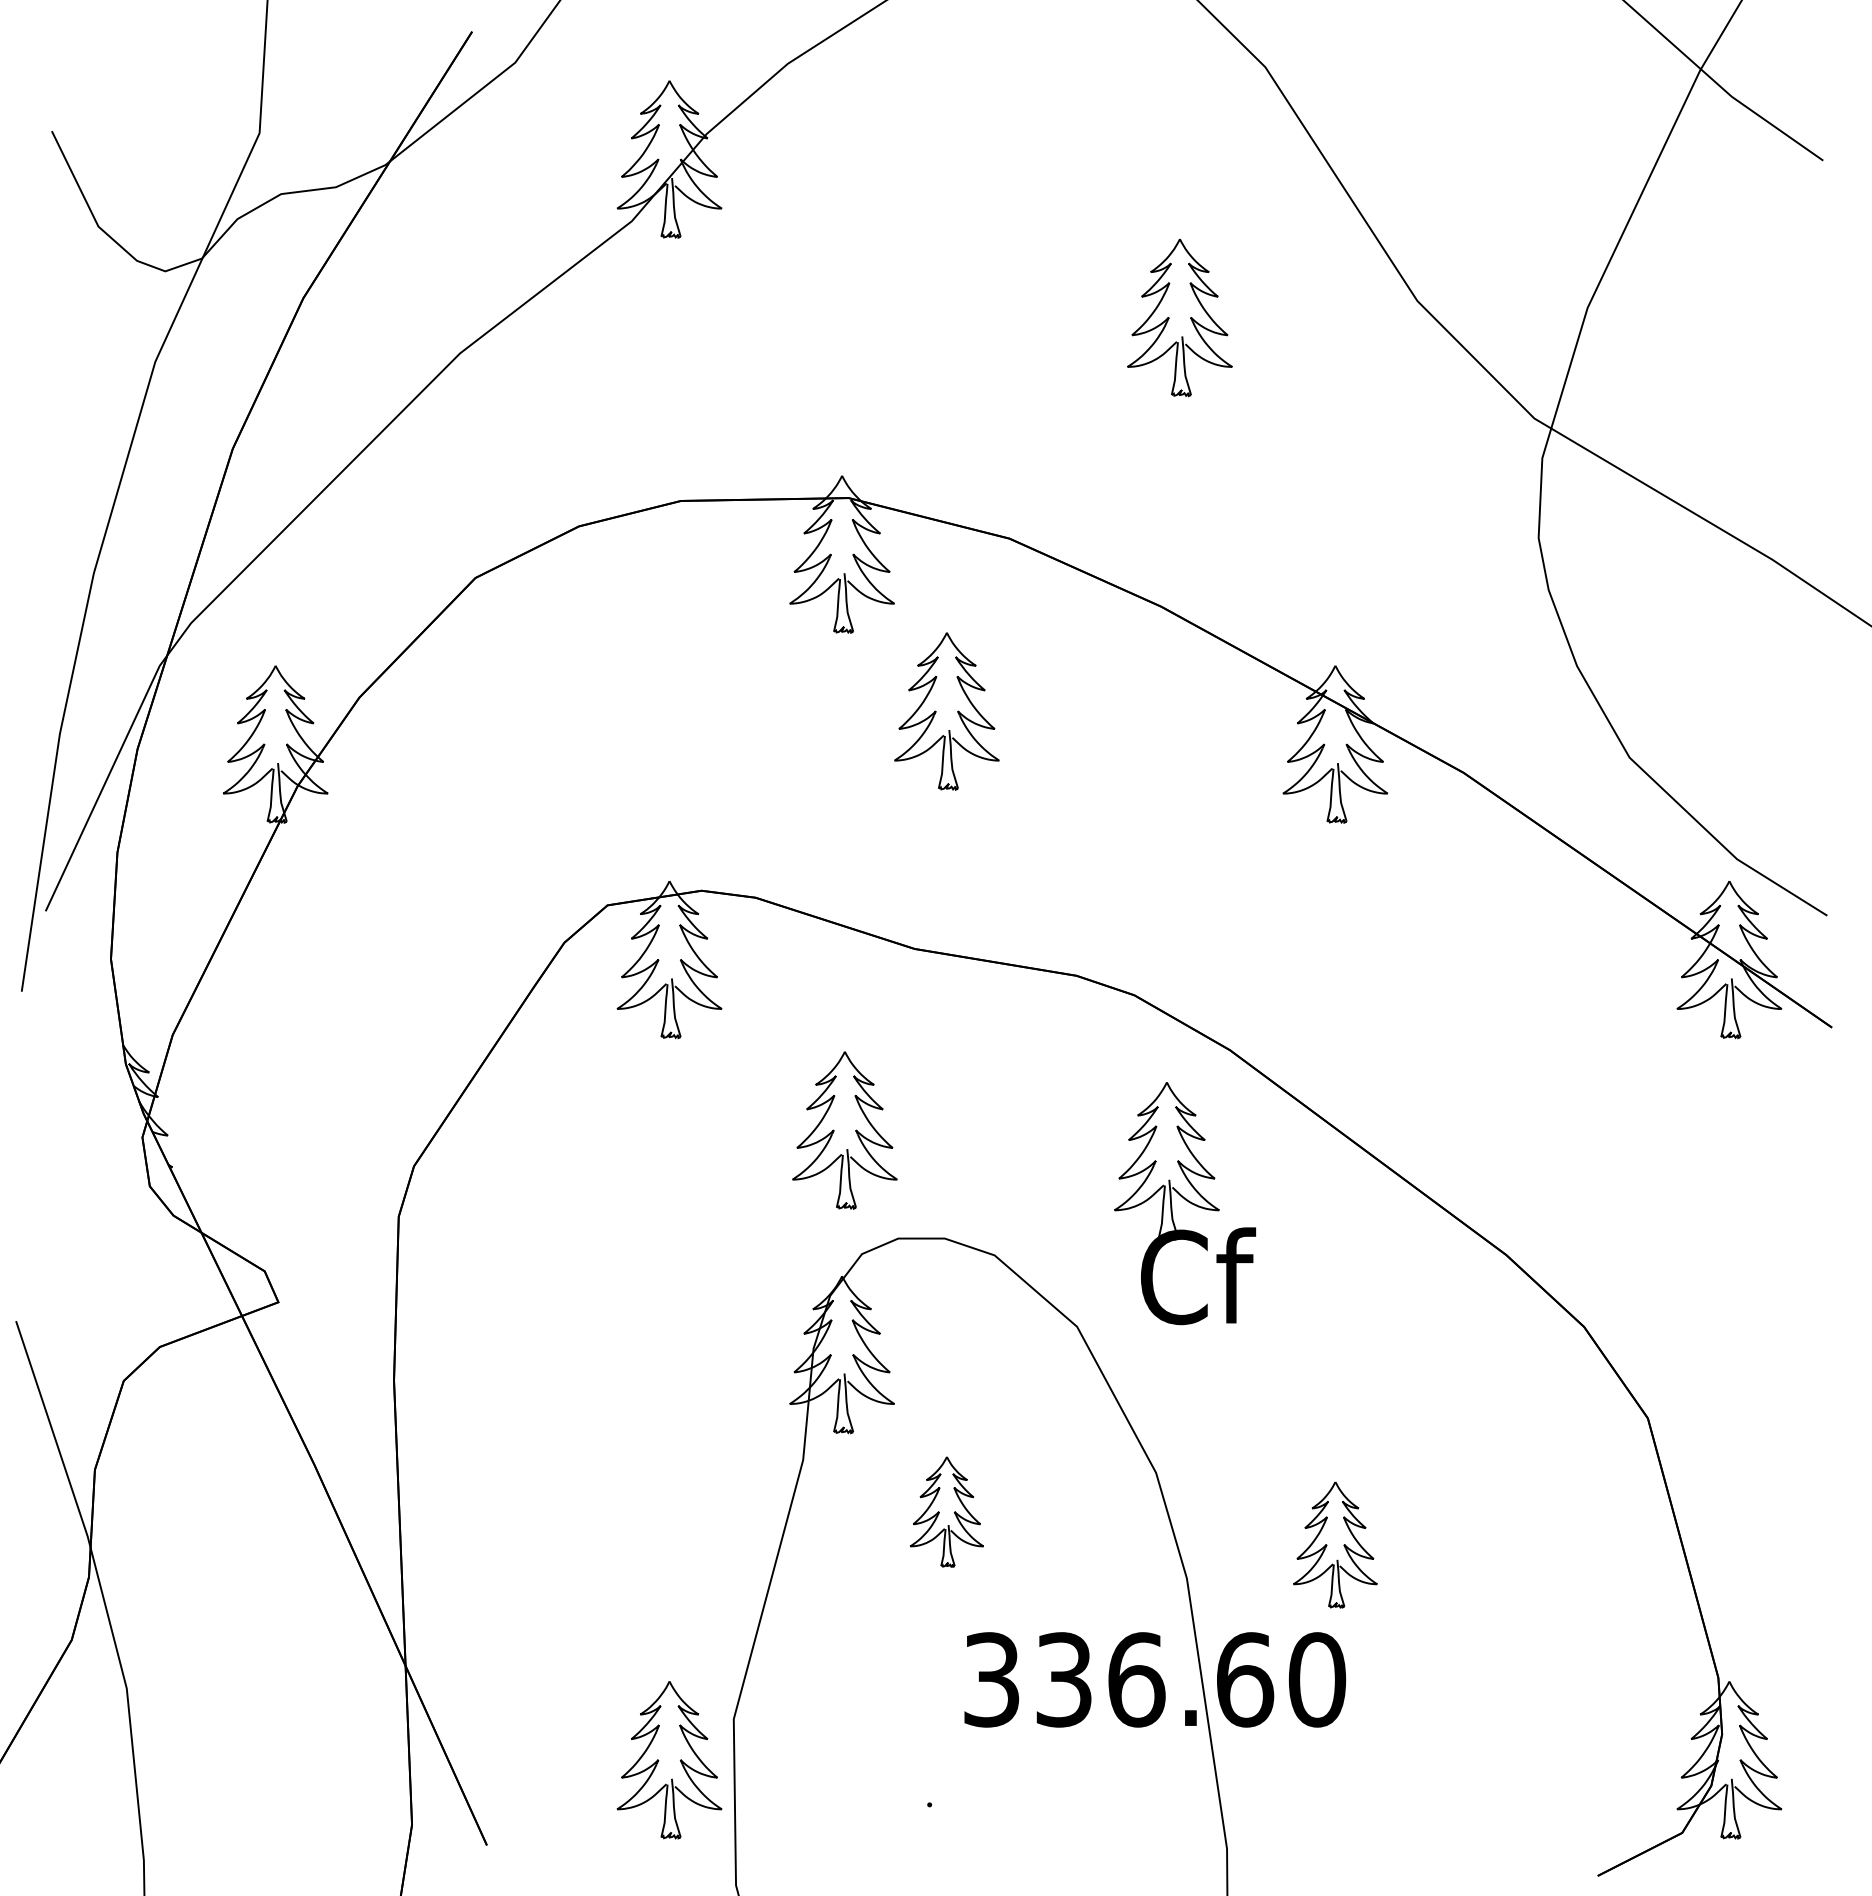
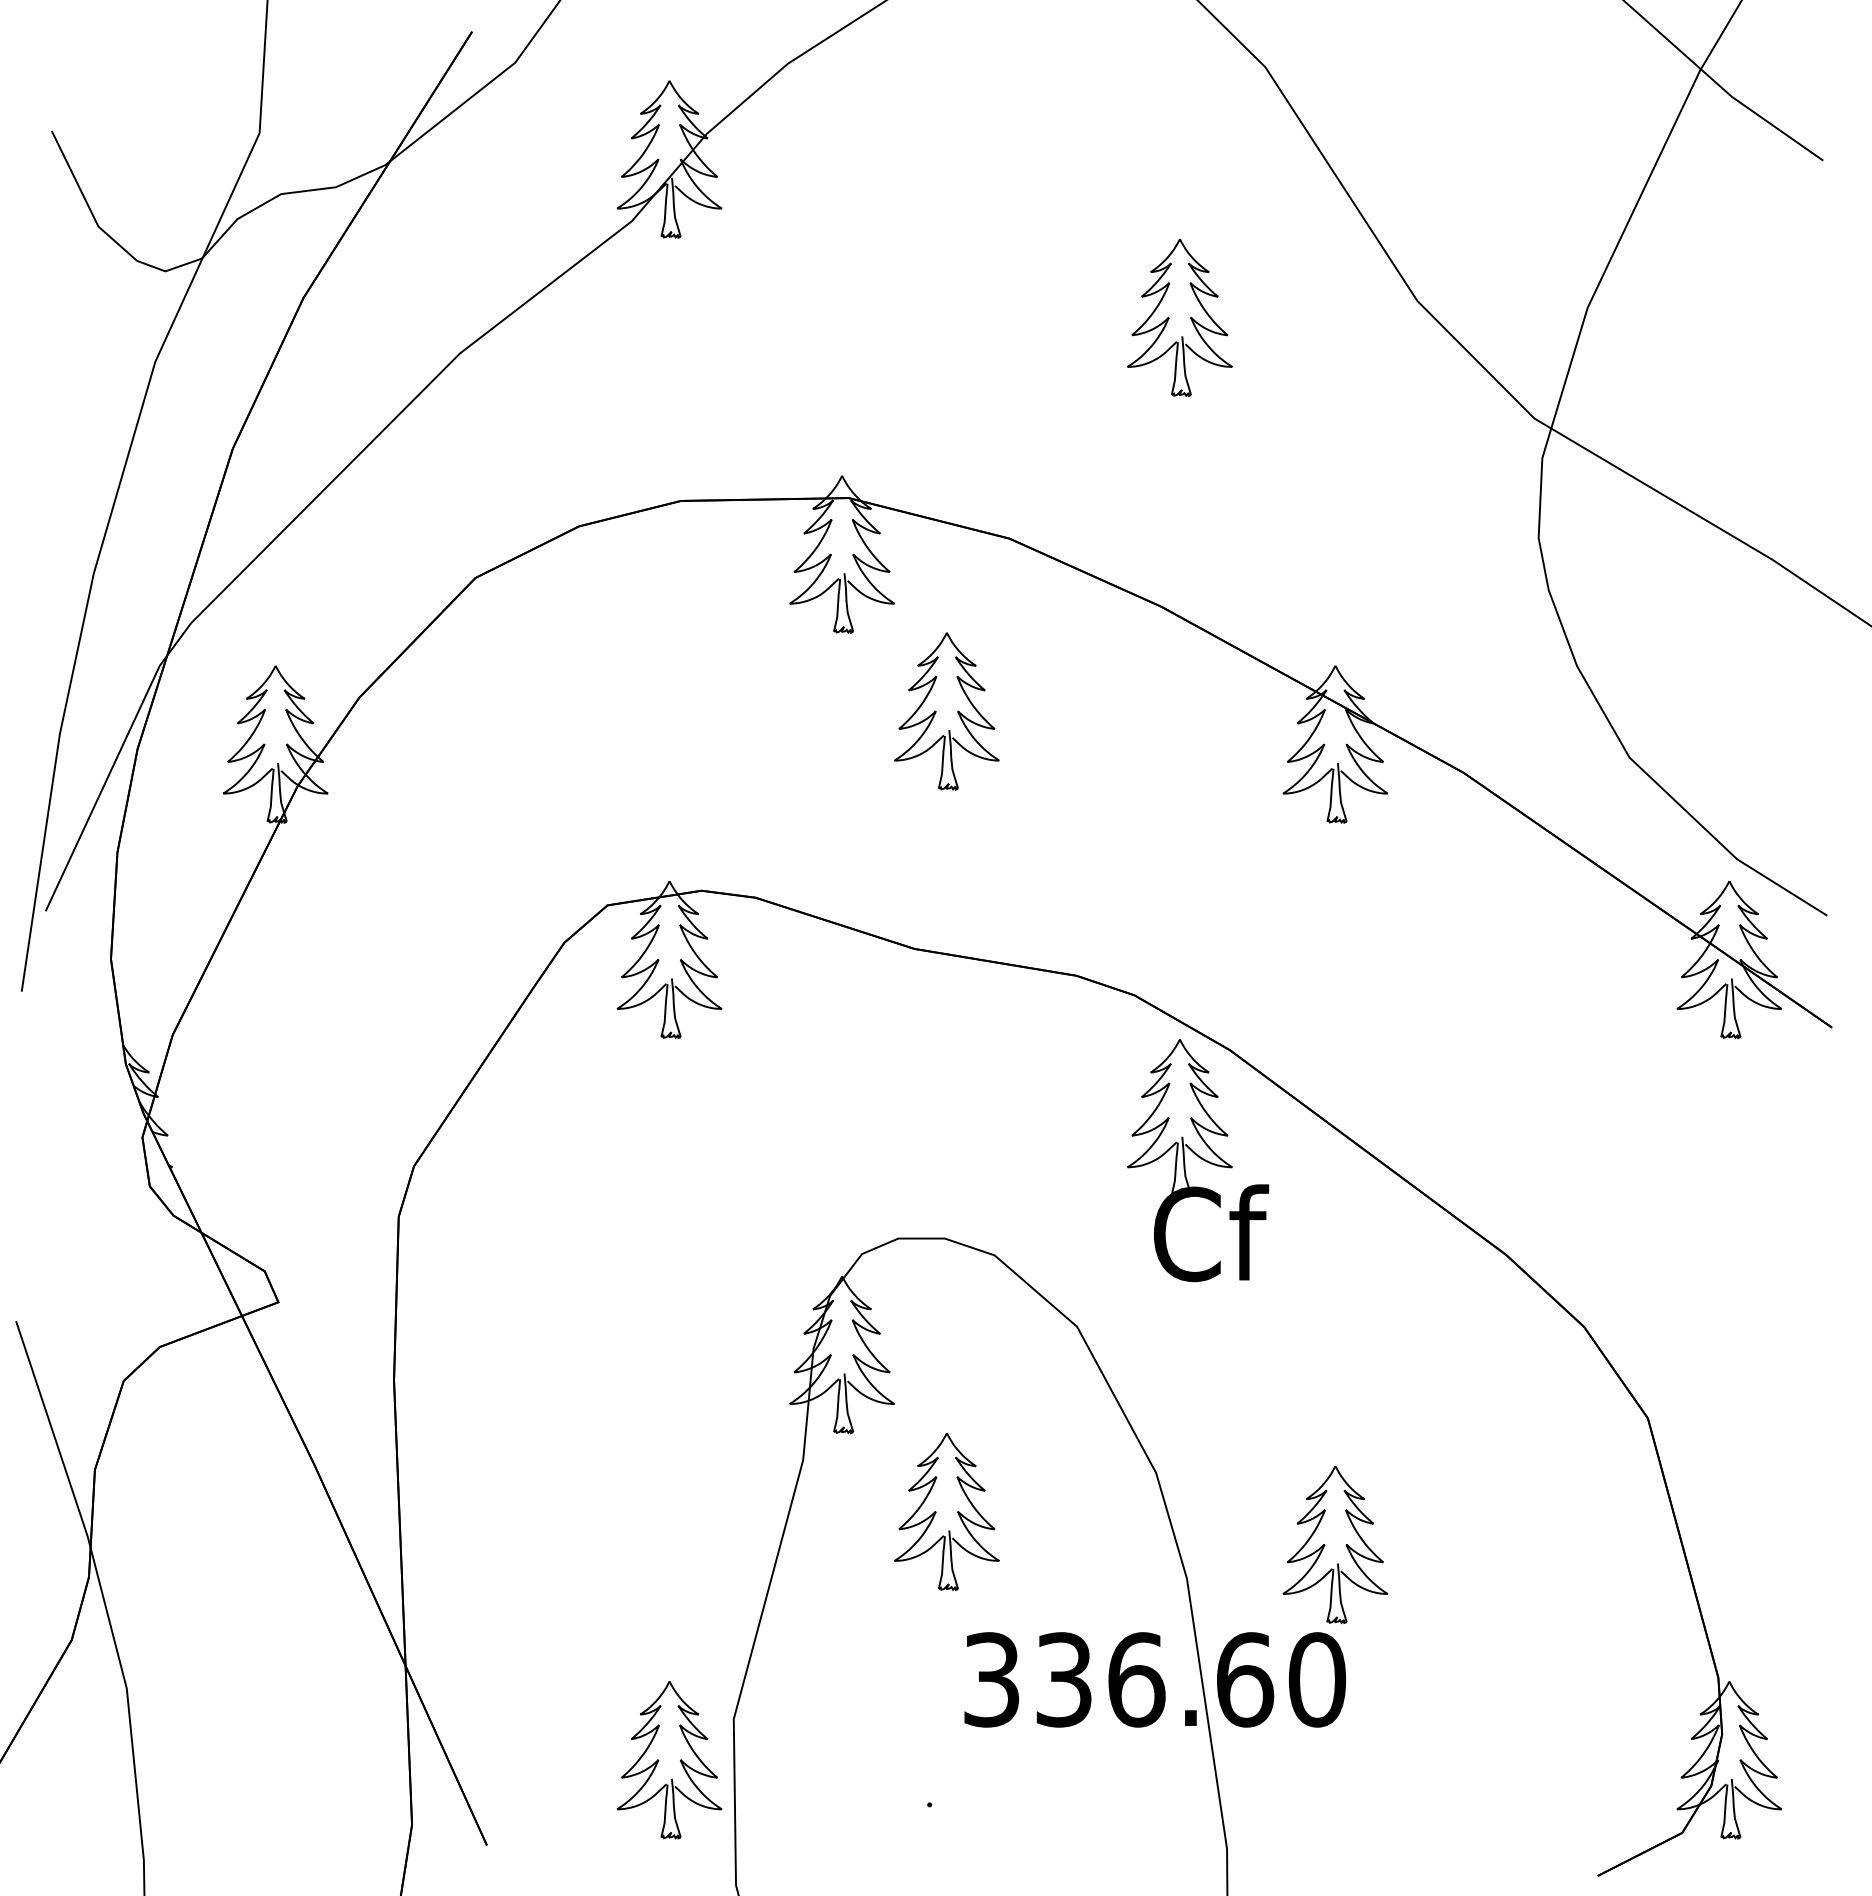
part: present -> none (844, 1130)
part position: (1185, 1203) -> (1198, 1160) (1198, 1160)
part size: 74x112 px -> 106x159 px (946, 1512)
part size: 85x128 px -> 107x159 px (1335, 1545)
